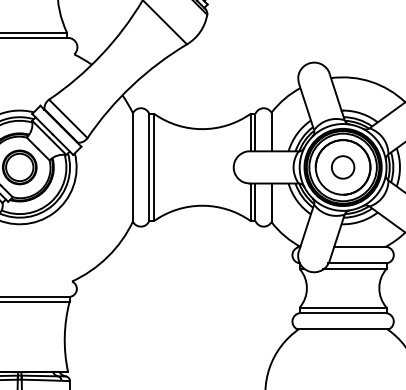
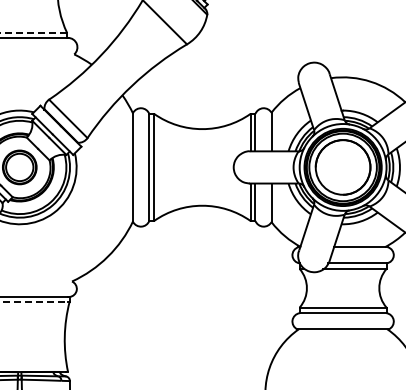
line: solid -> dashed (34, 33)
circle: present -> none (343, 167)
line: solid -> dashed (34, 301)
